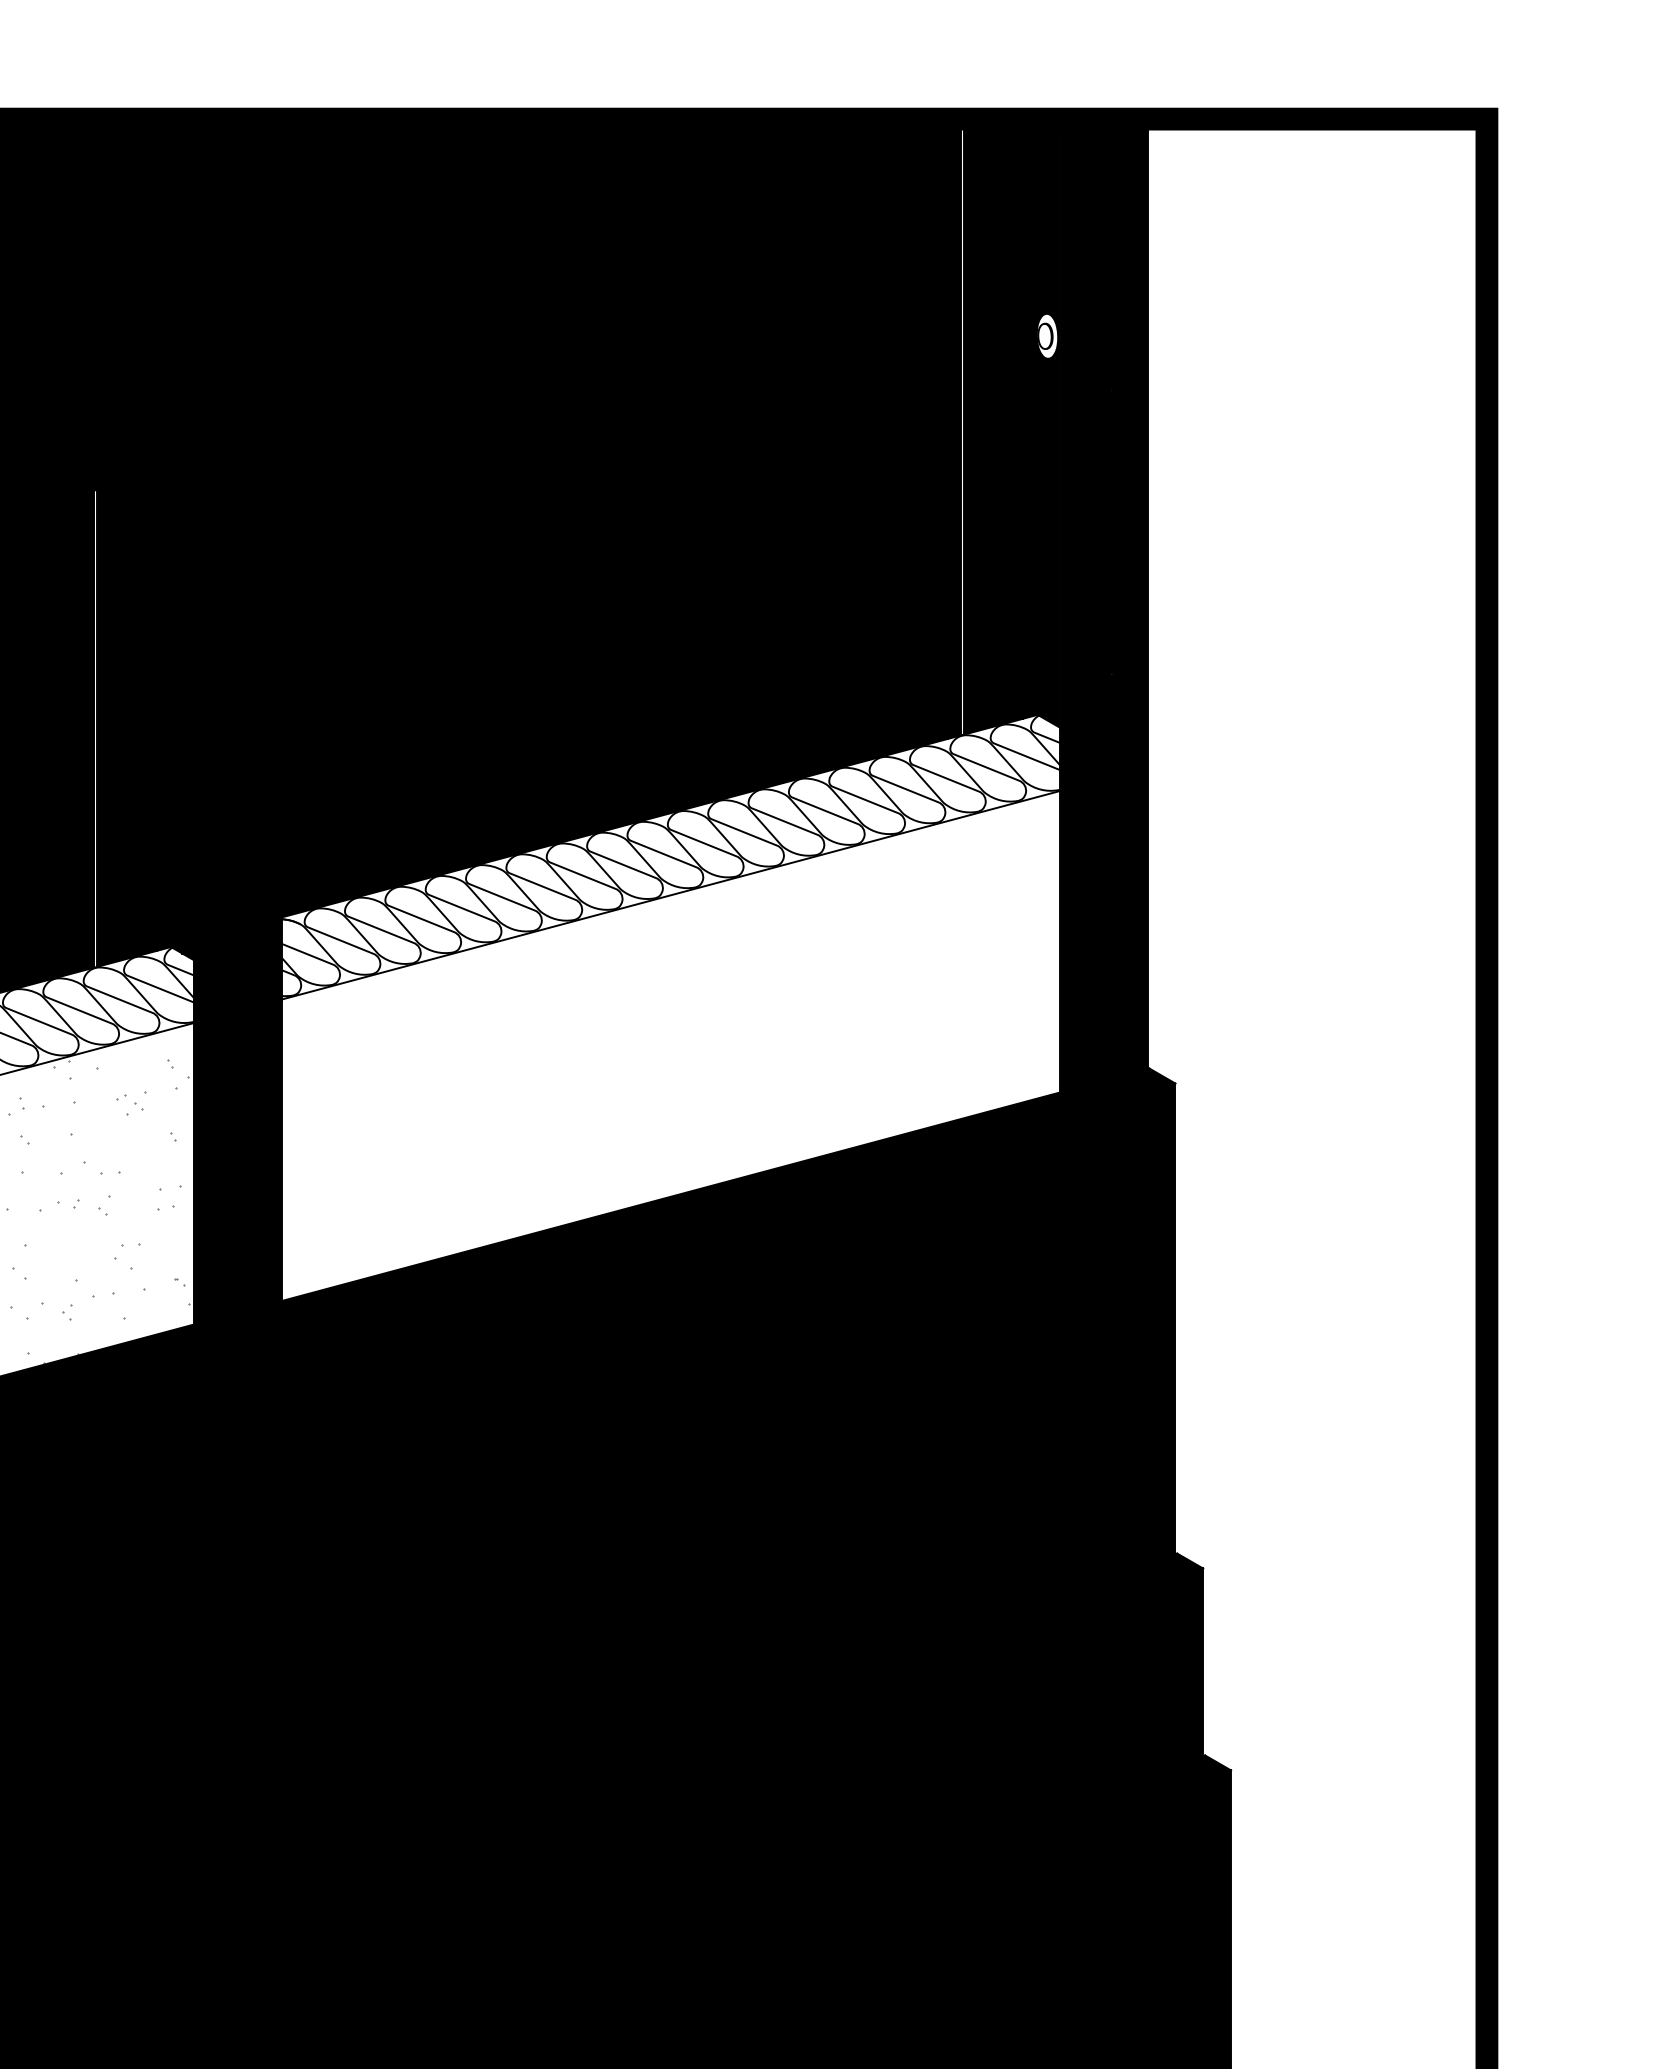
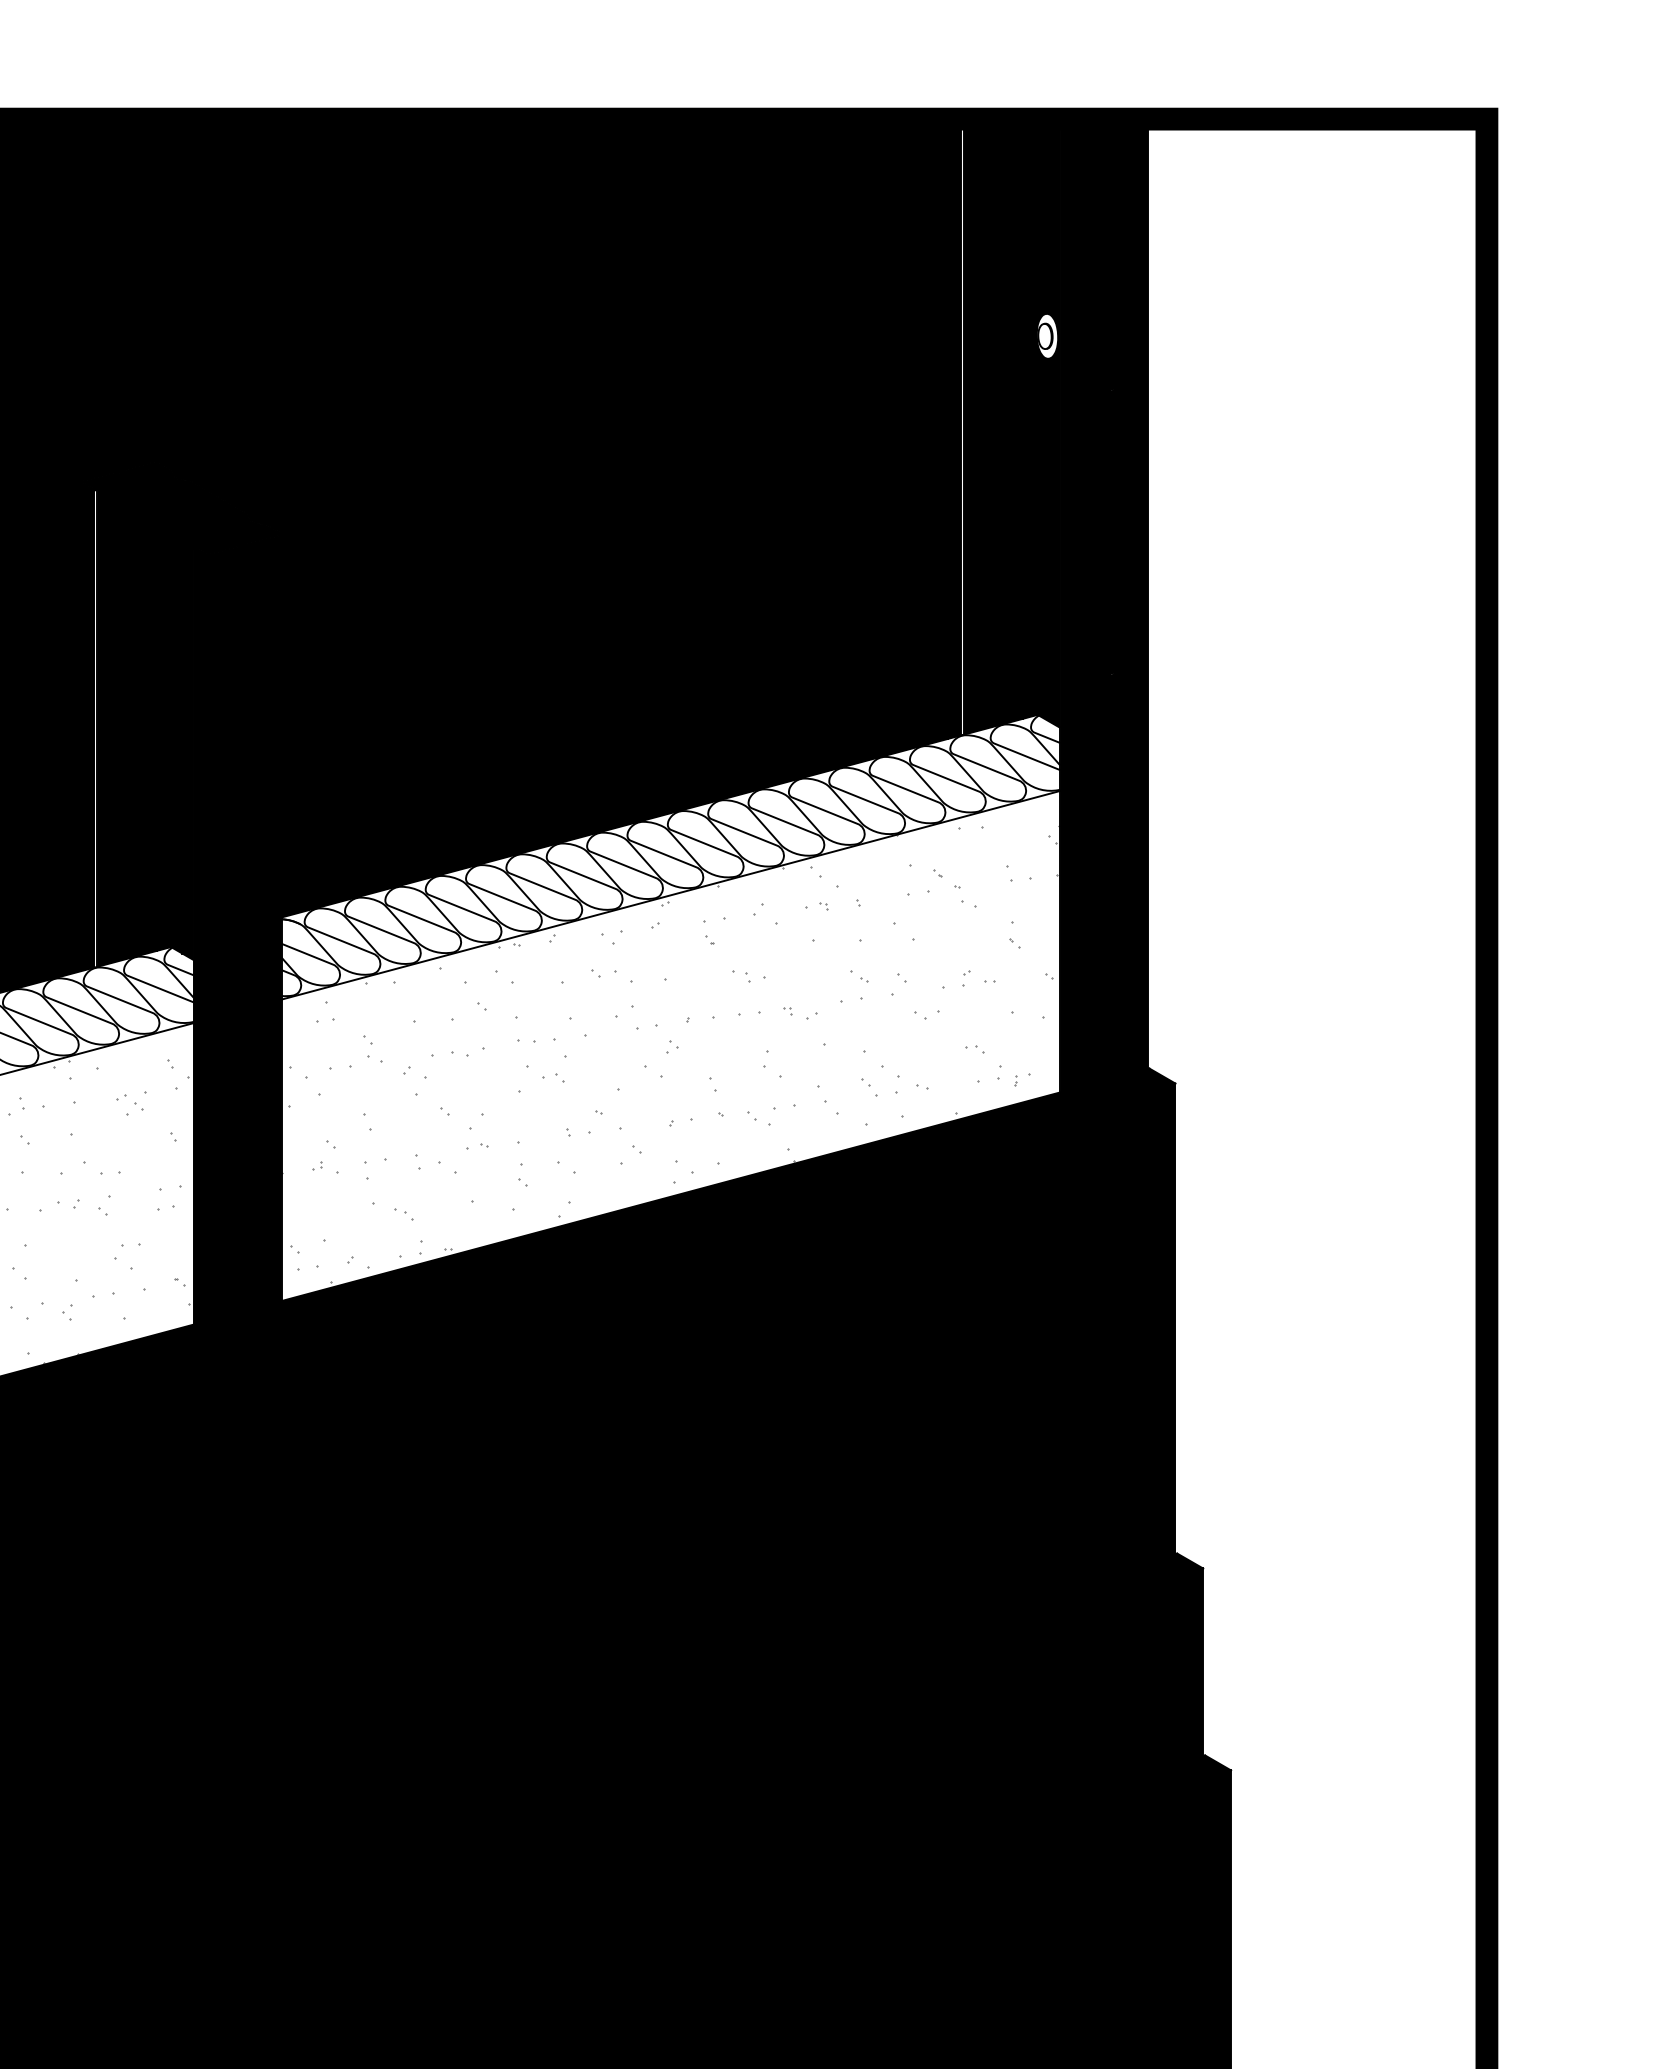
hatch: none -> present (670, 1054)
